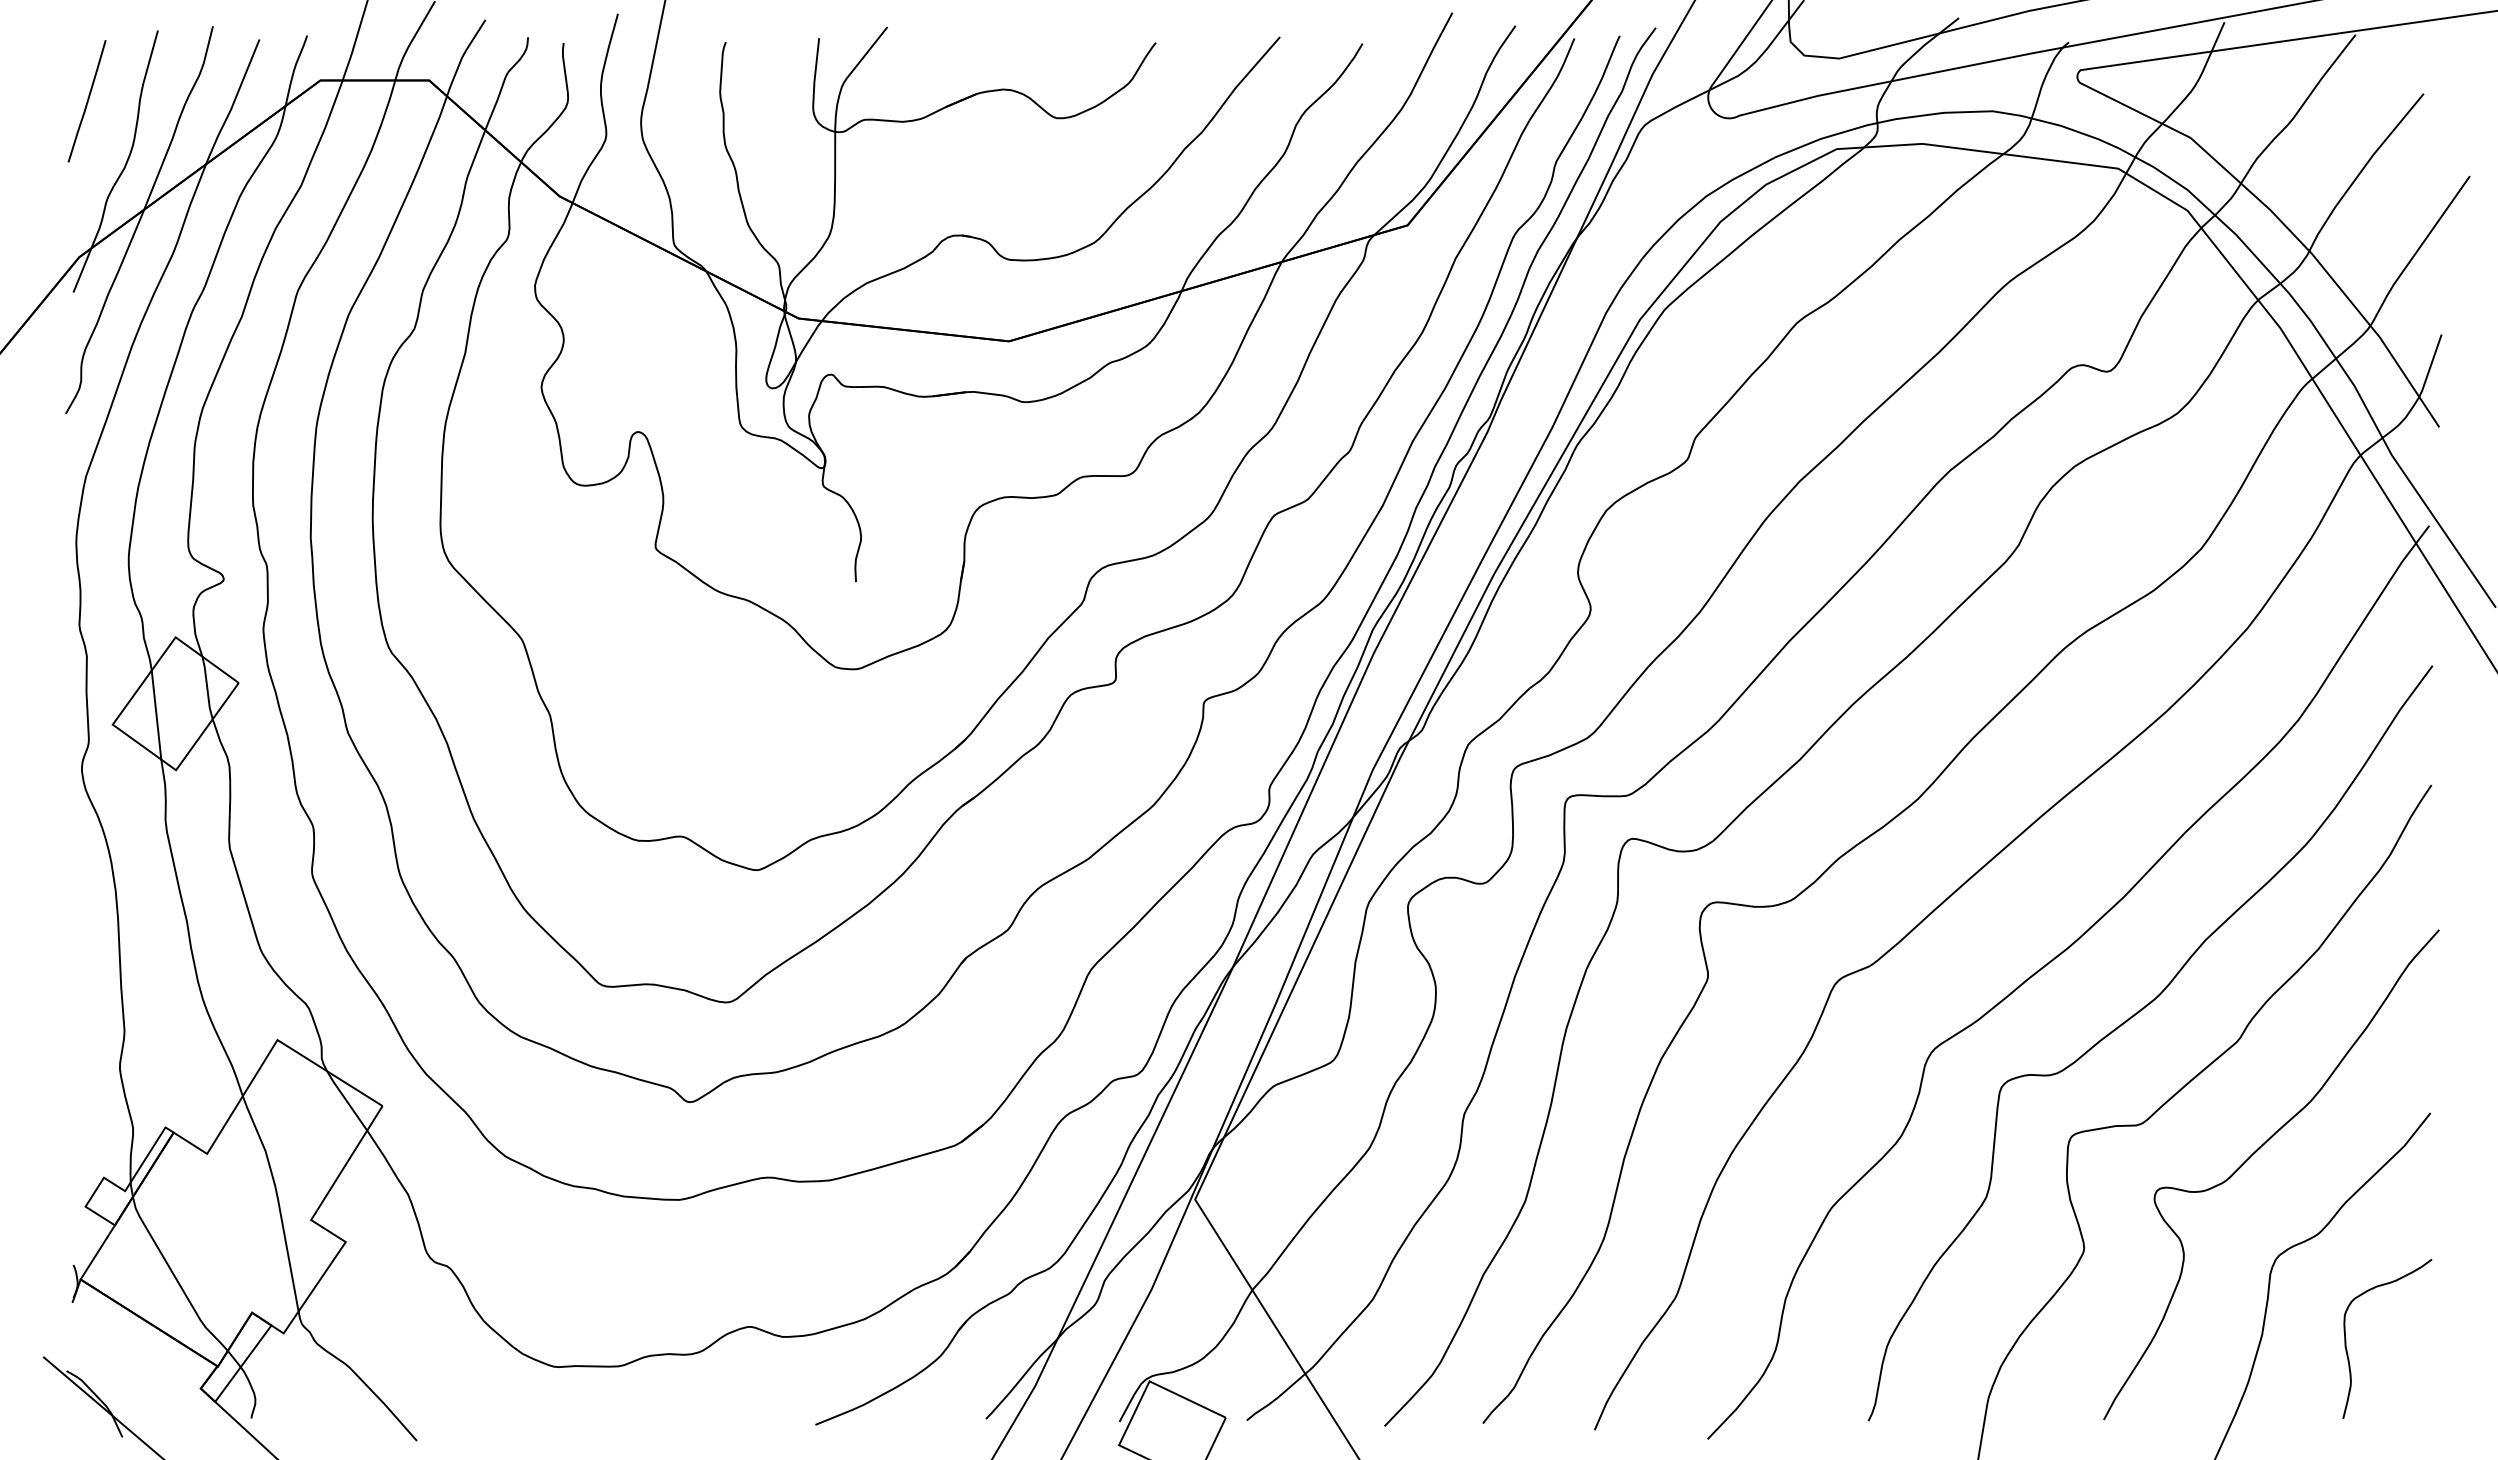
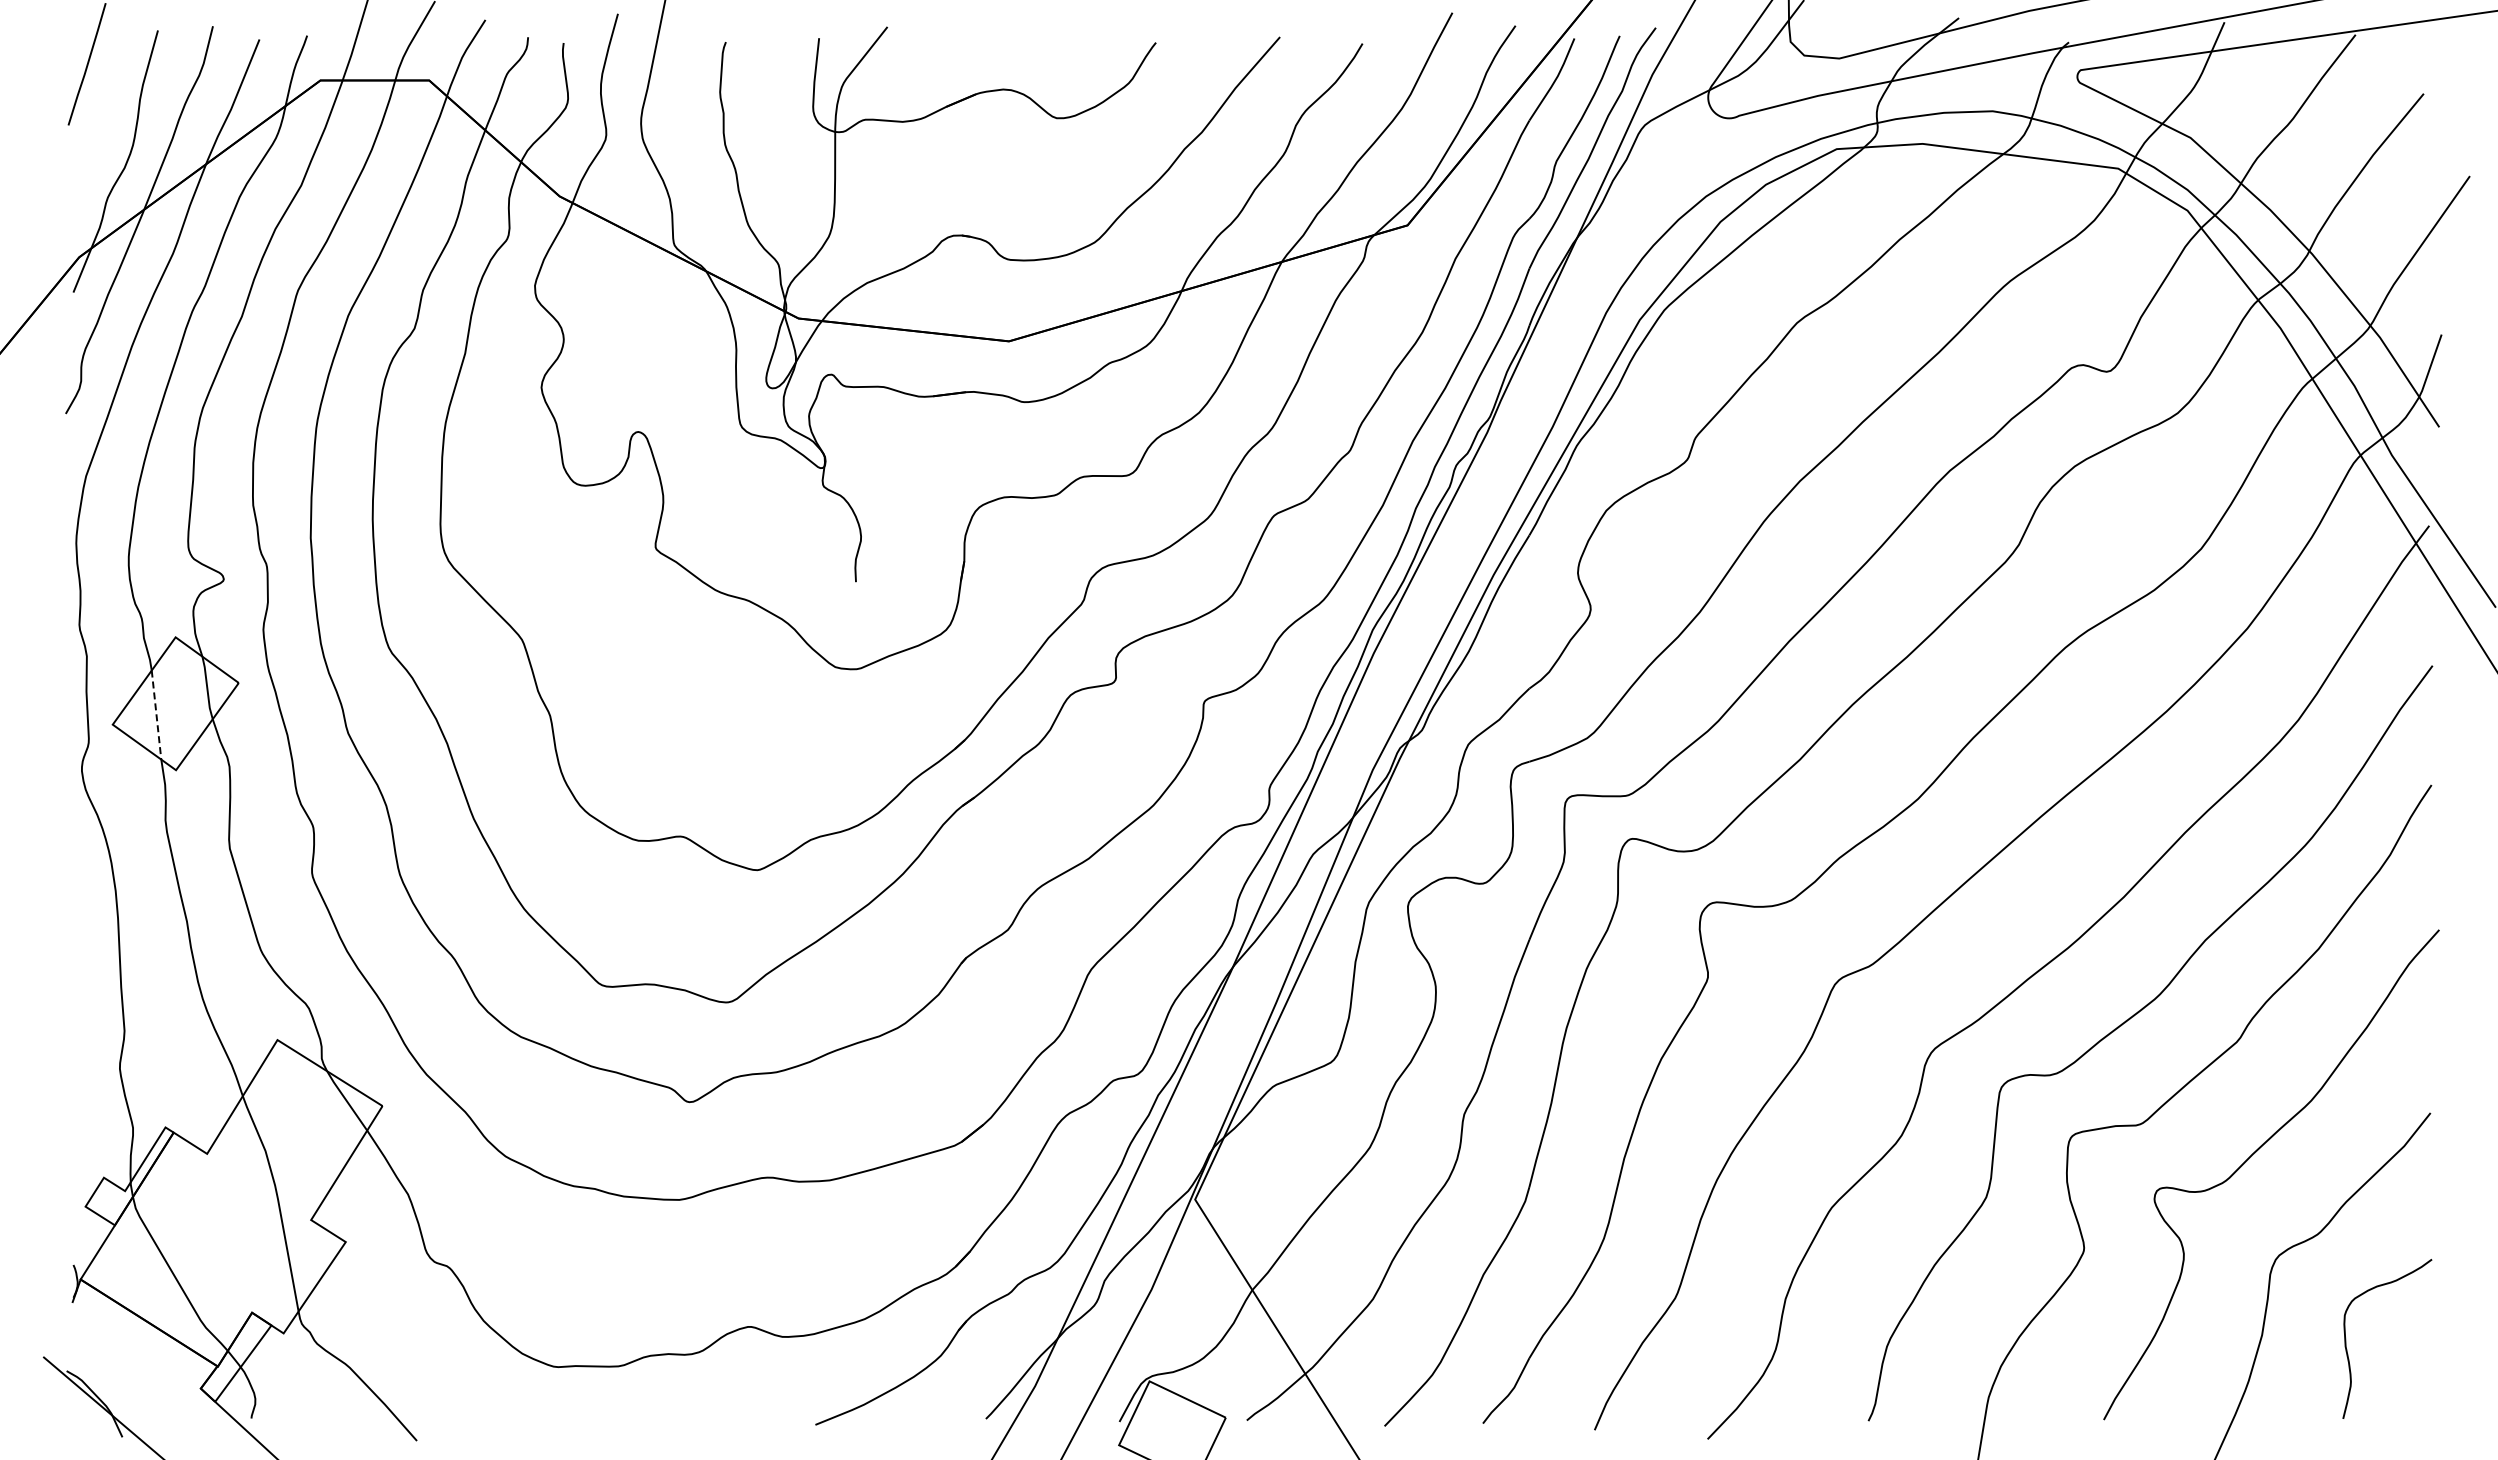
line position: (86, 101) -> (86, 64) (86, 64)
line: solid -> dashed (156, 715)
